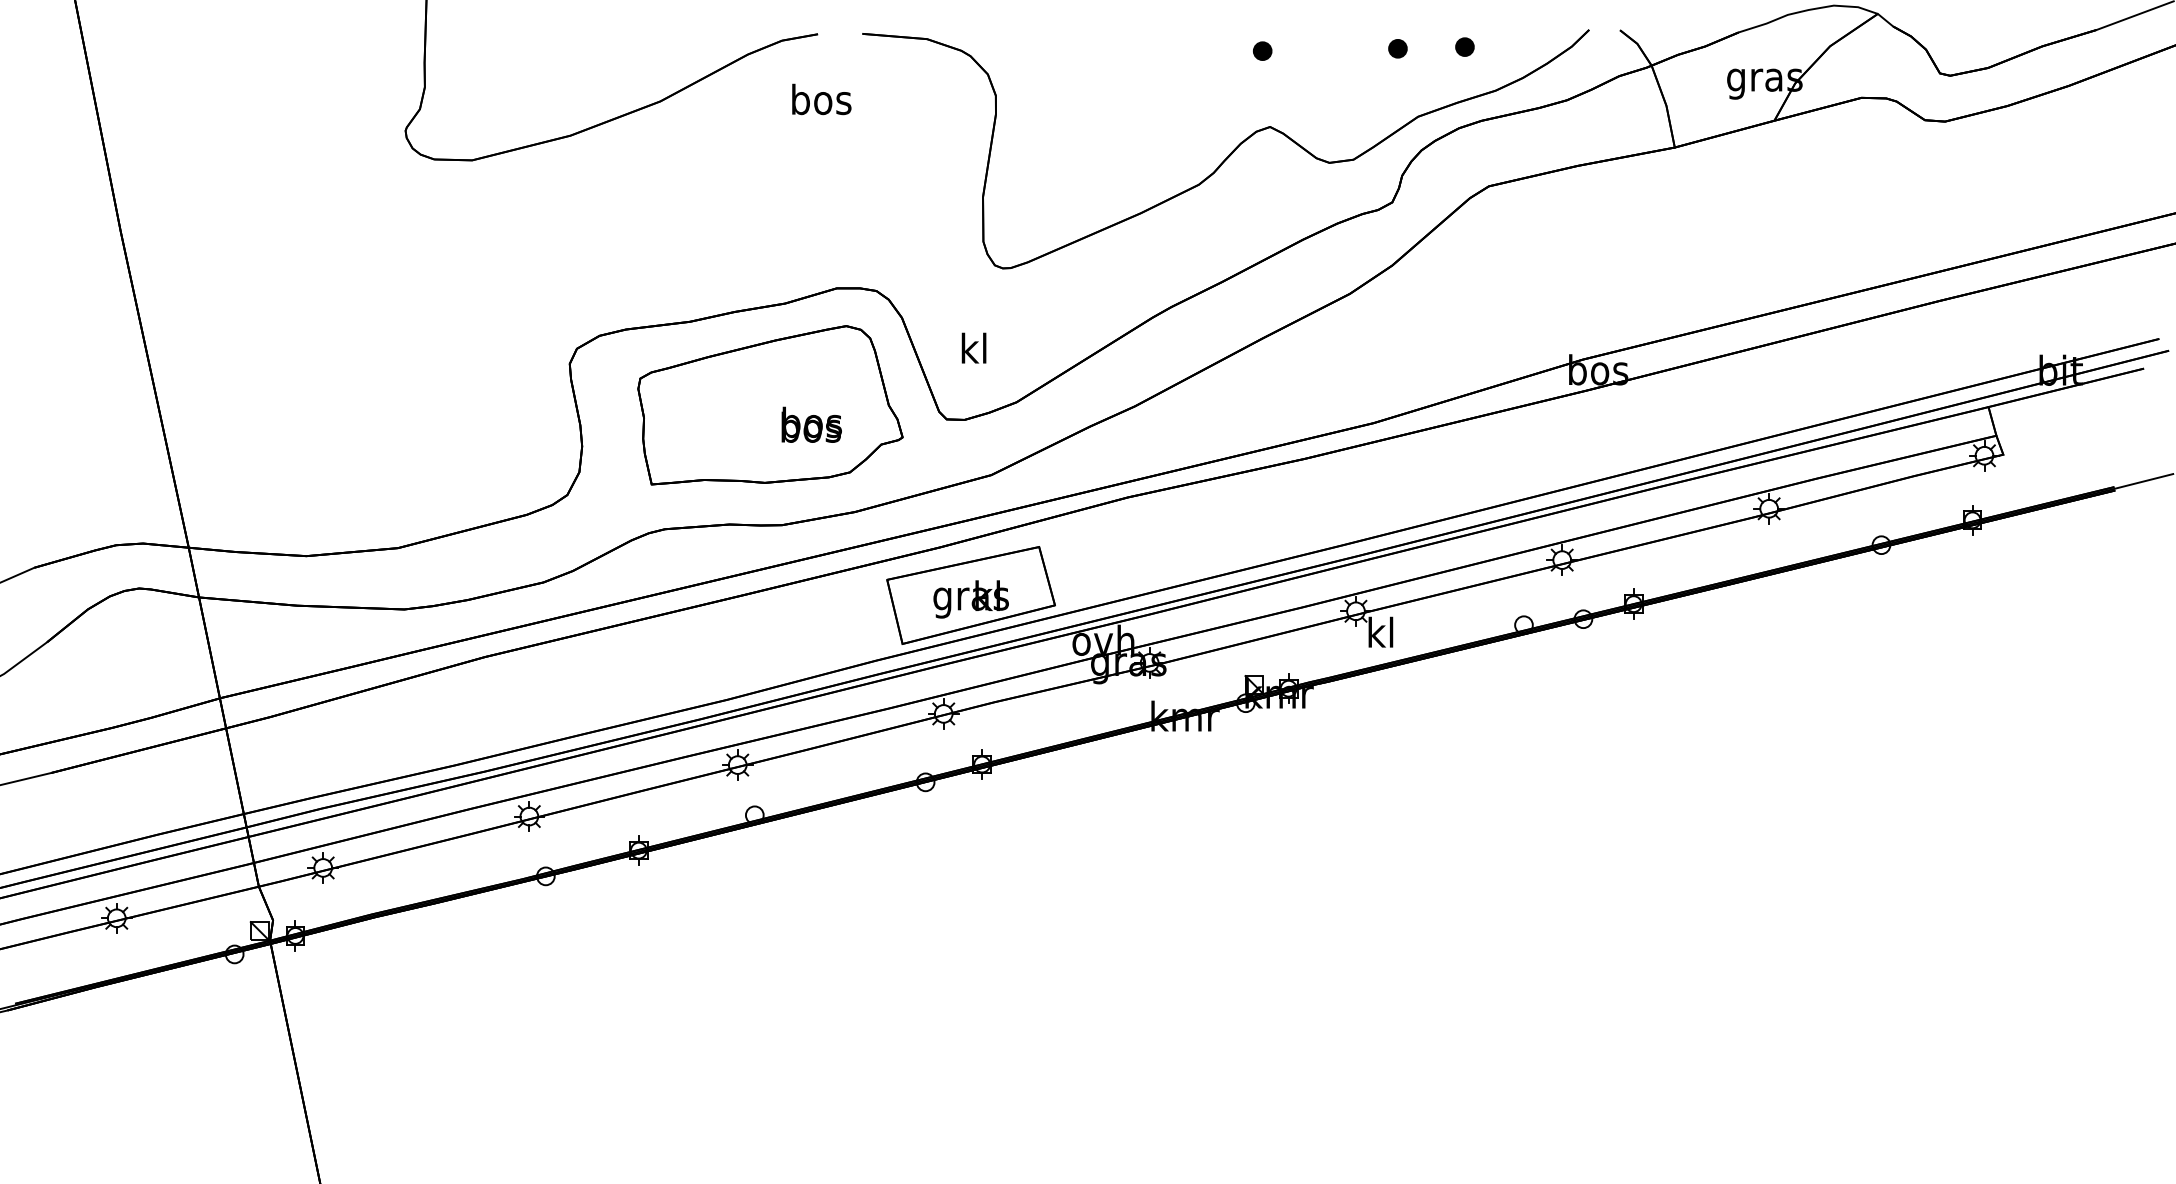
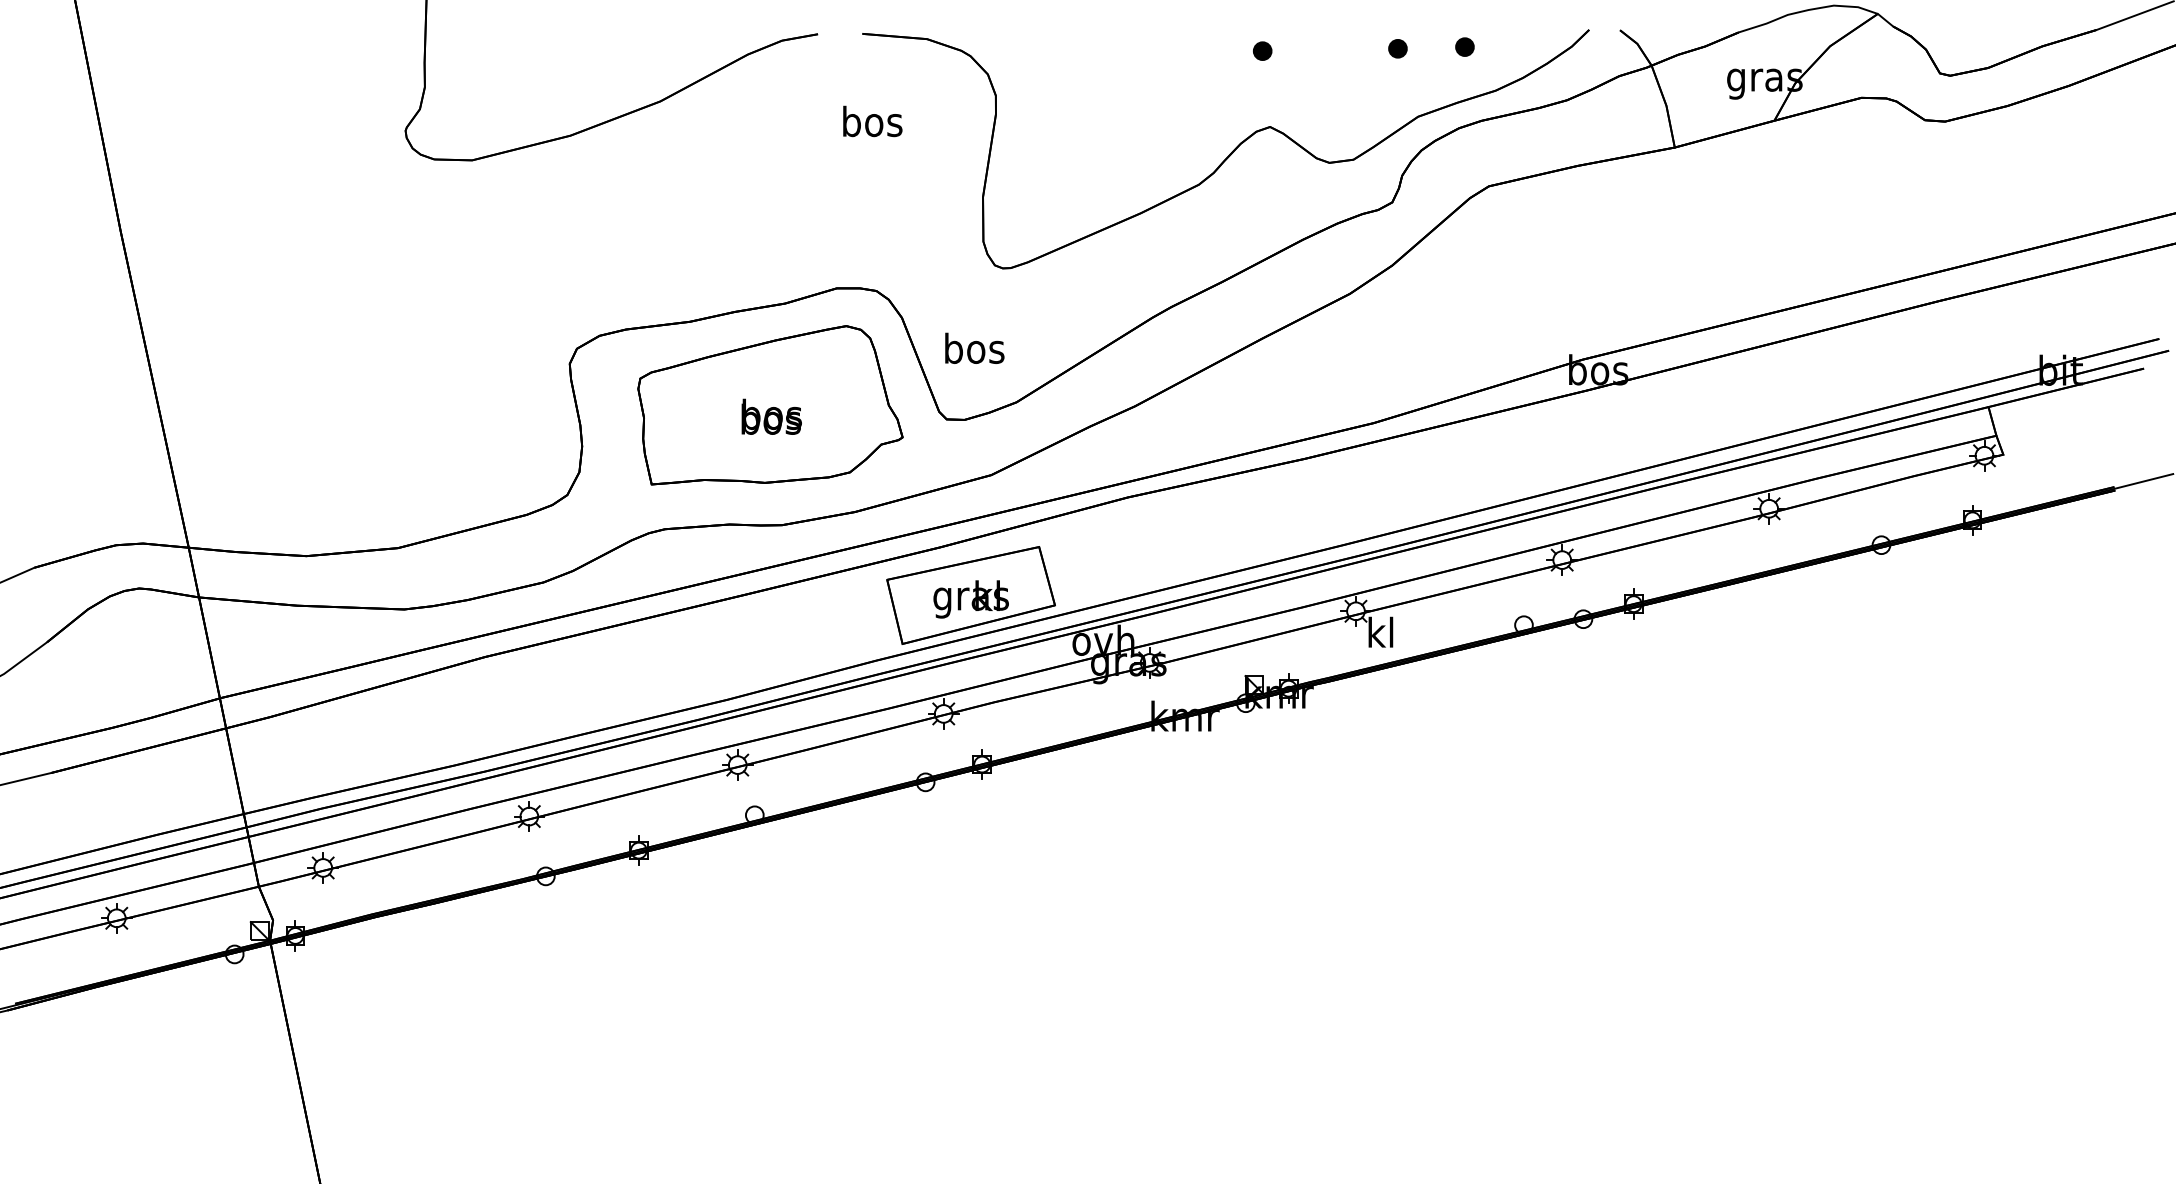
text position: (821, 99) -> (872, 121) (872, 121)
text: kl -> bos (974, 348)
text position: (811, 424) -> (771, 416) (771, 416)
